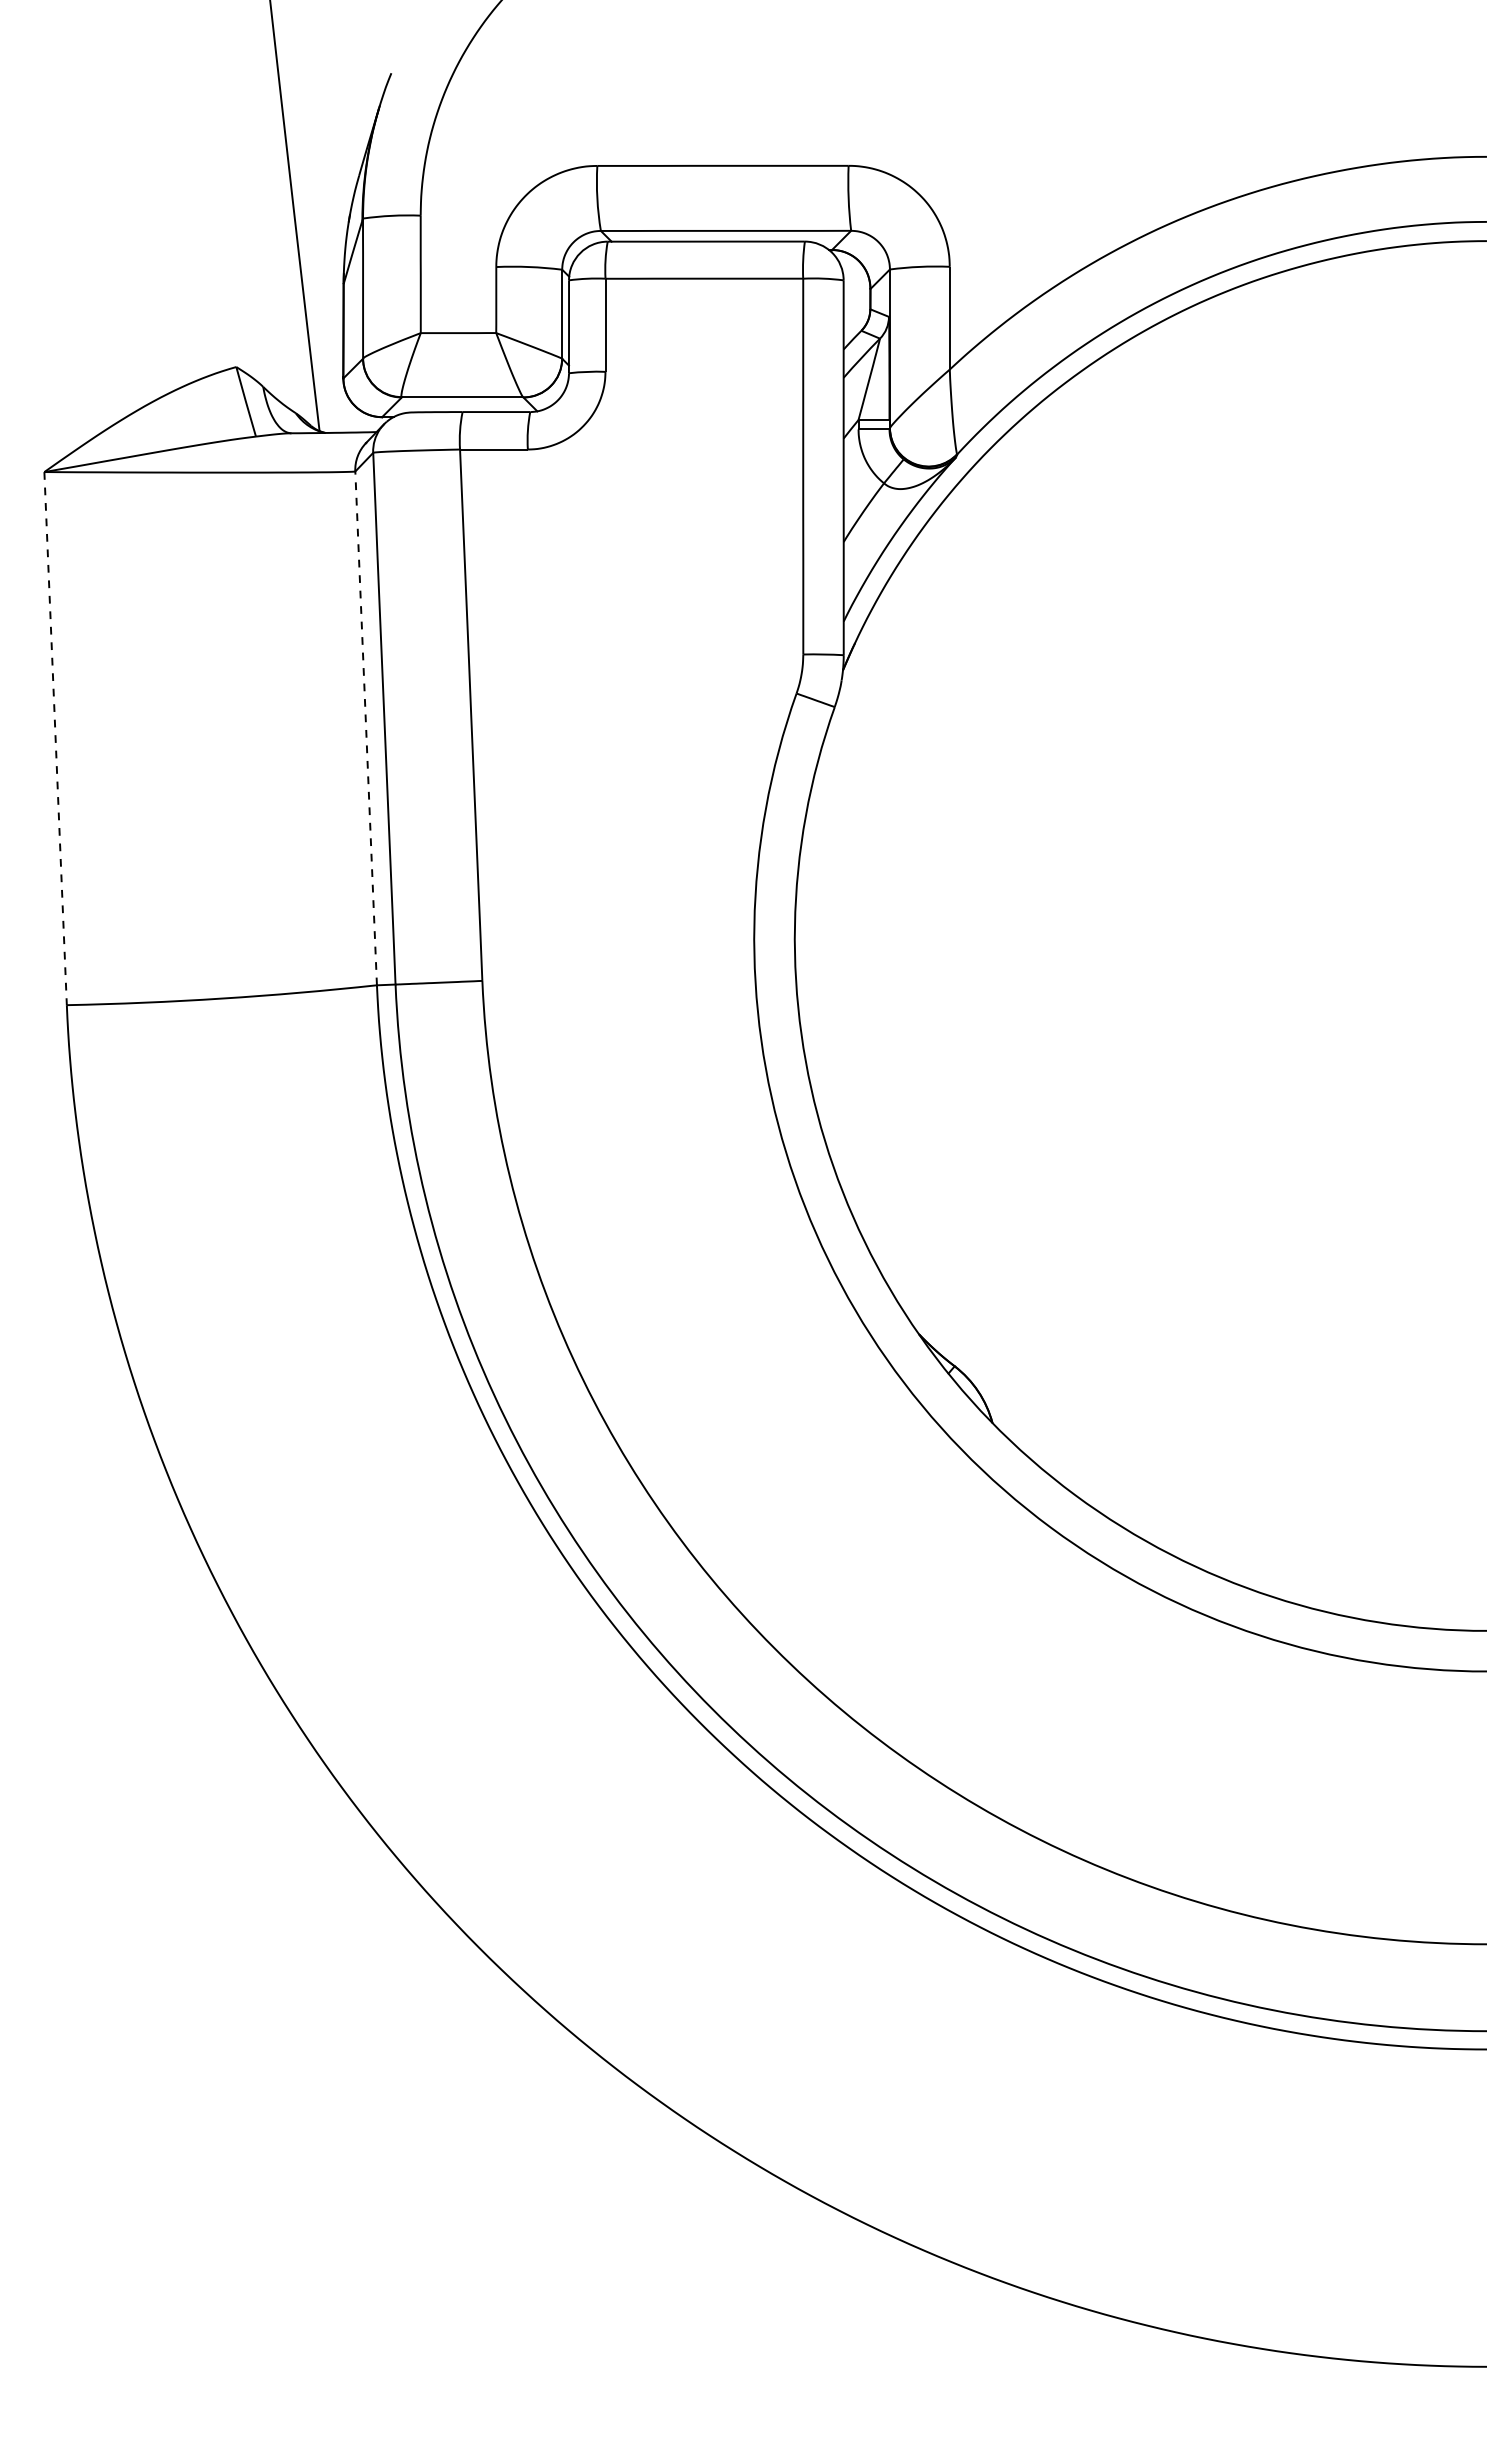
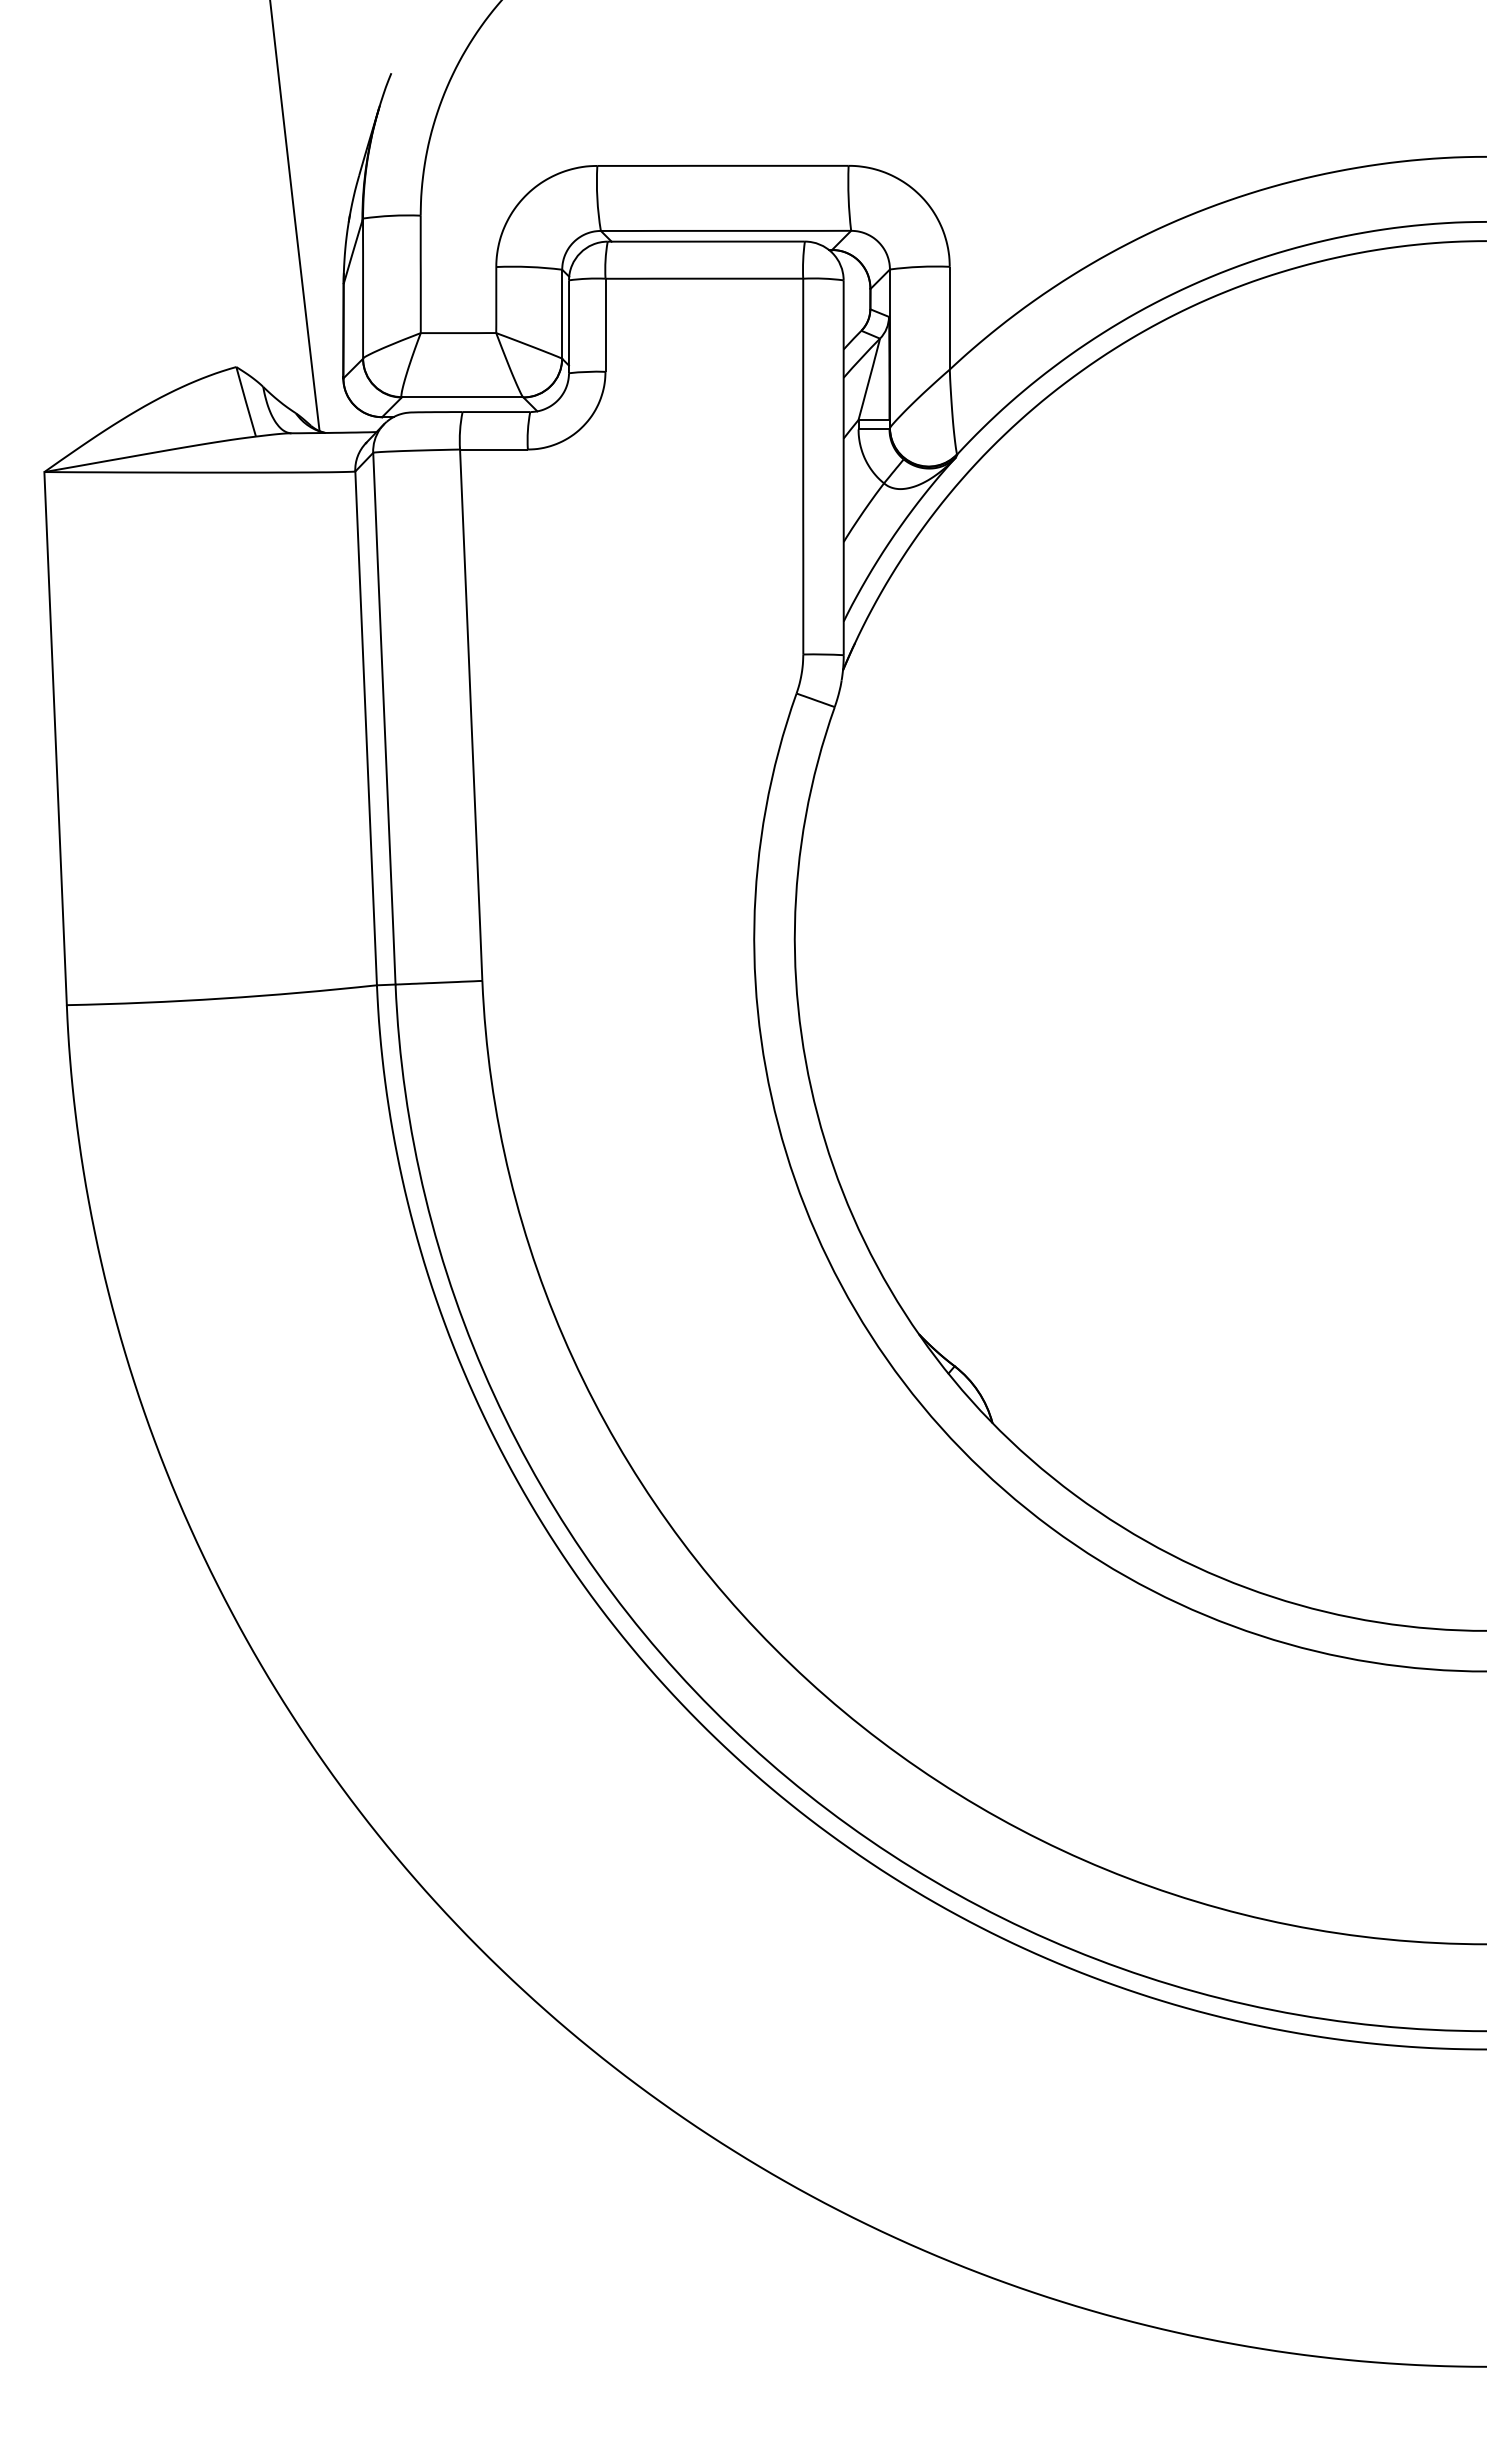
line: dashed -> solid (366, 727)
line: dashed -> solid (55, 738)
